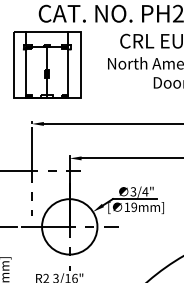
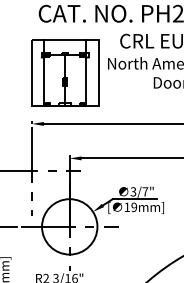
part position: (47, 64) -> (65, 72) (65, 72)
text: 3/4" -> 3/7" (145, 191)
